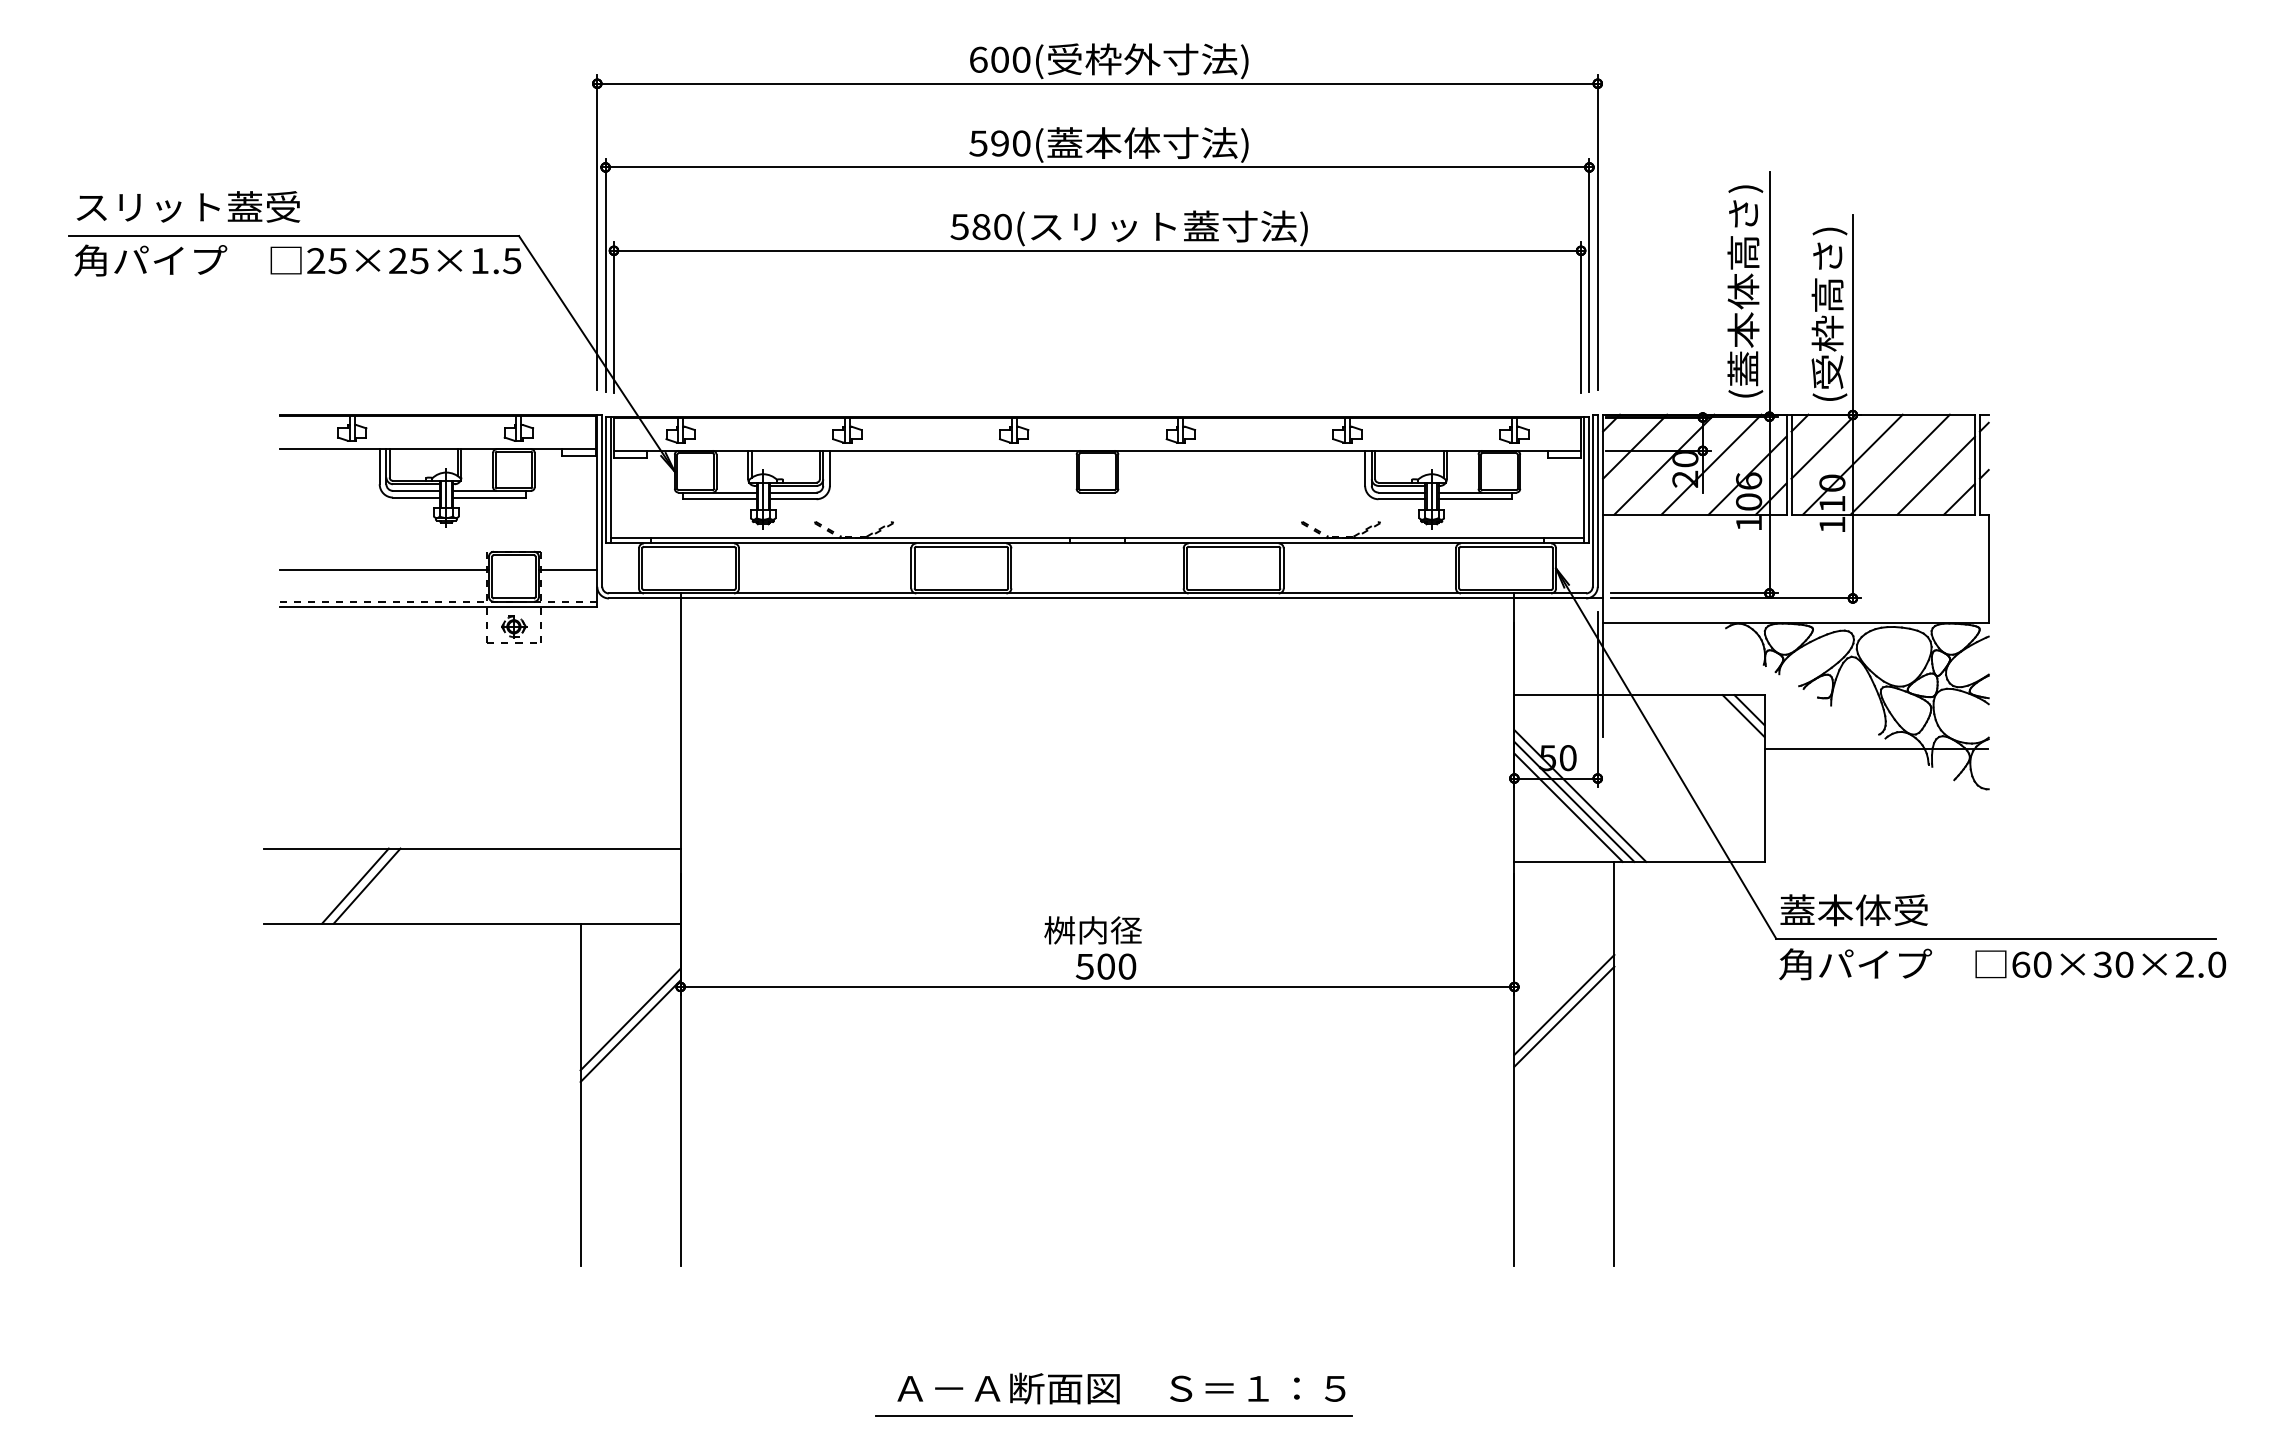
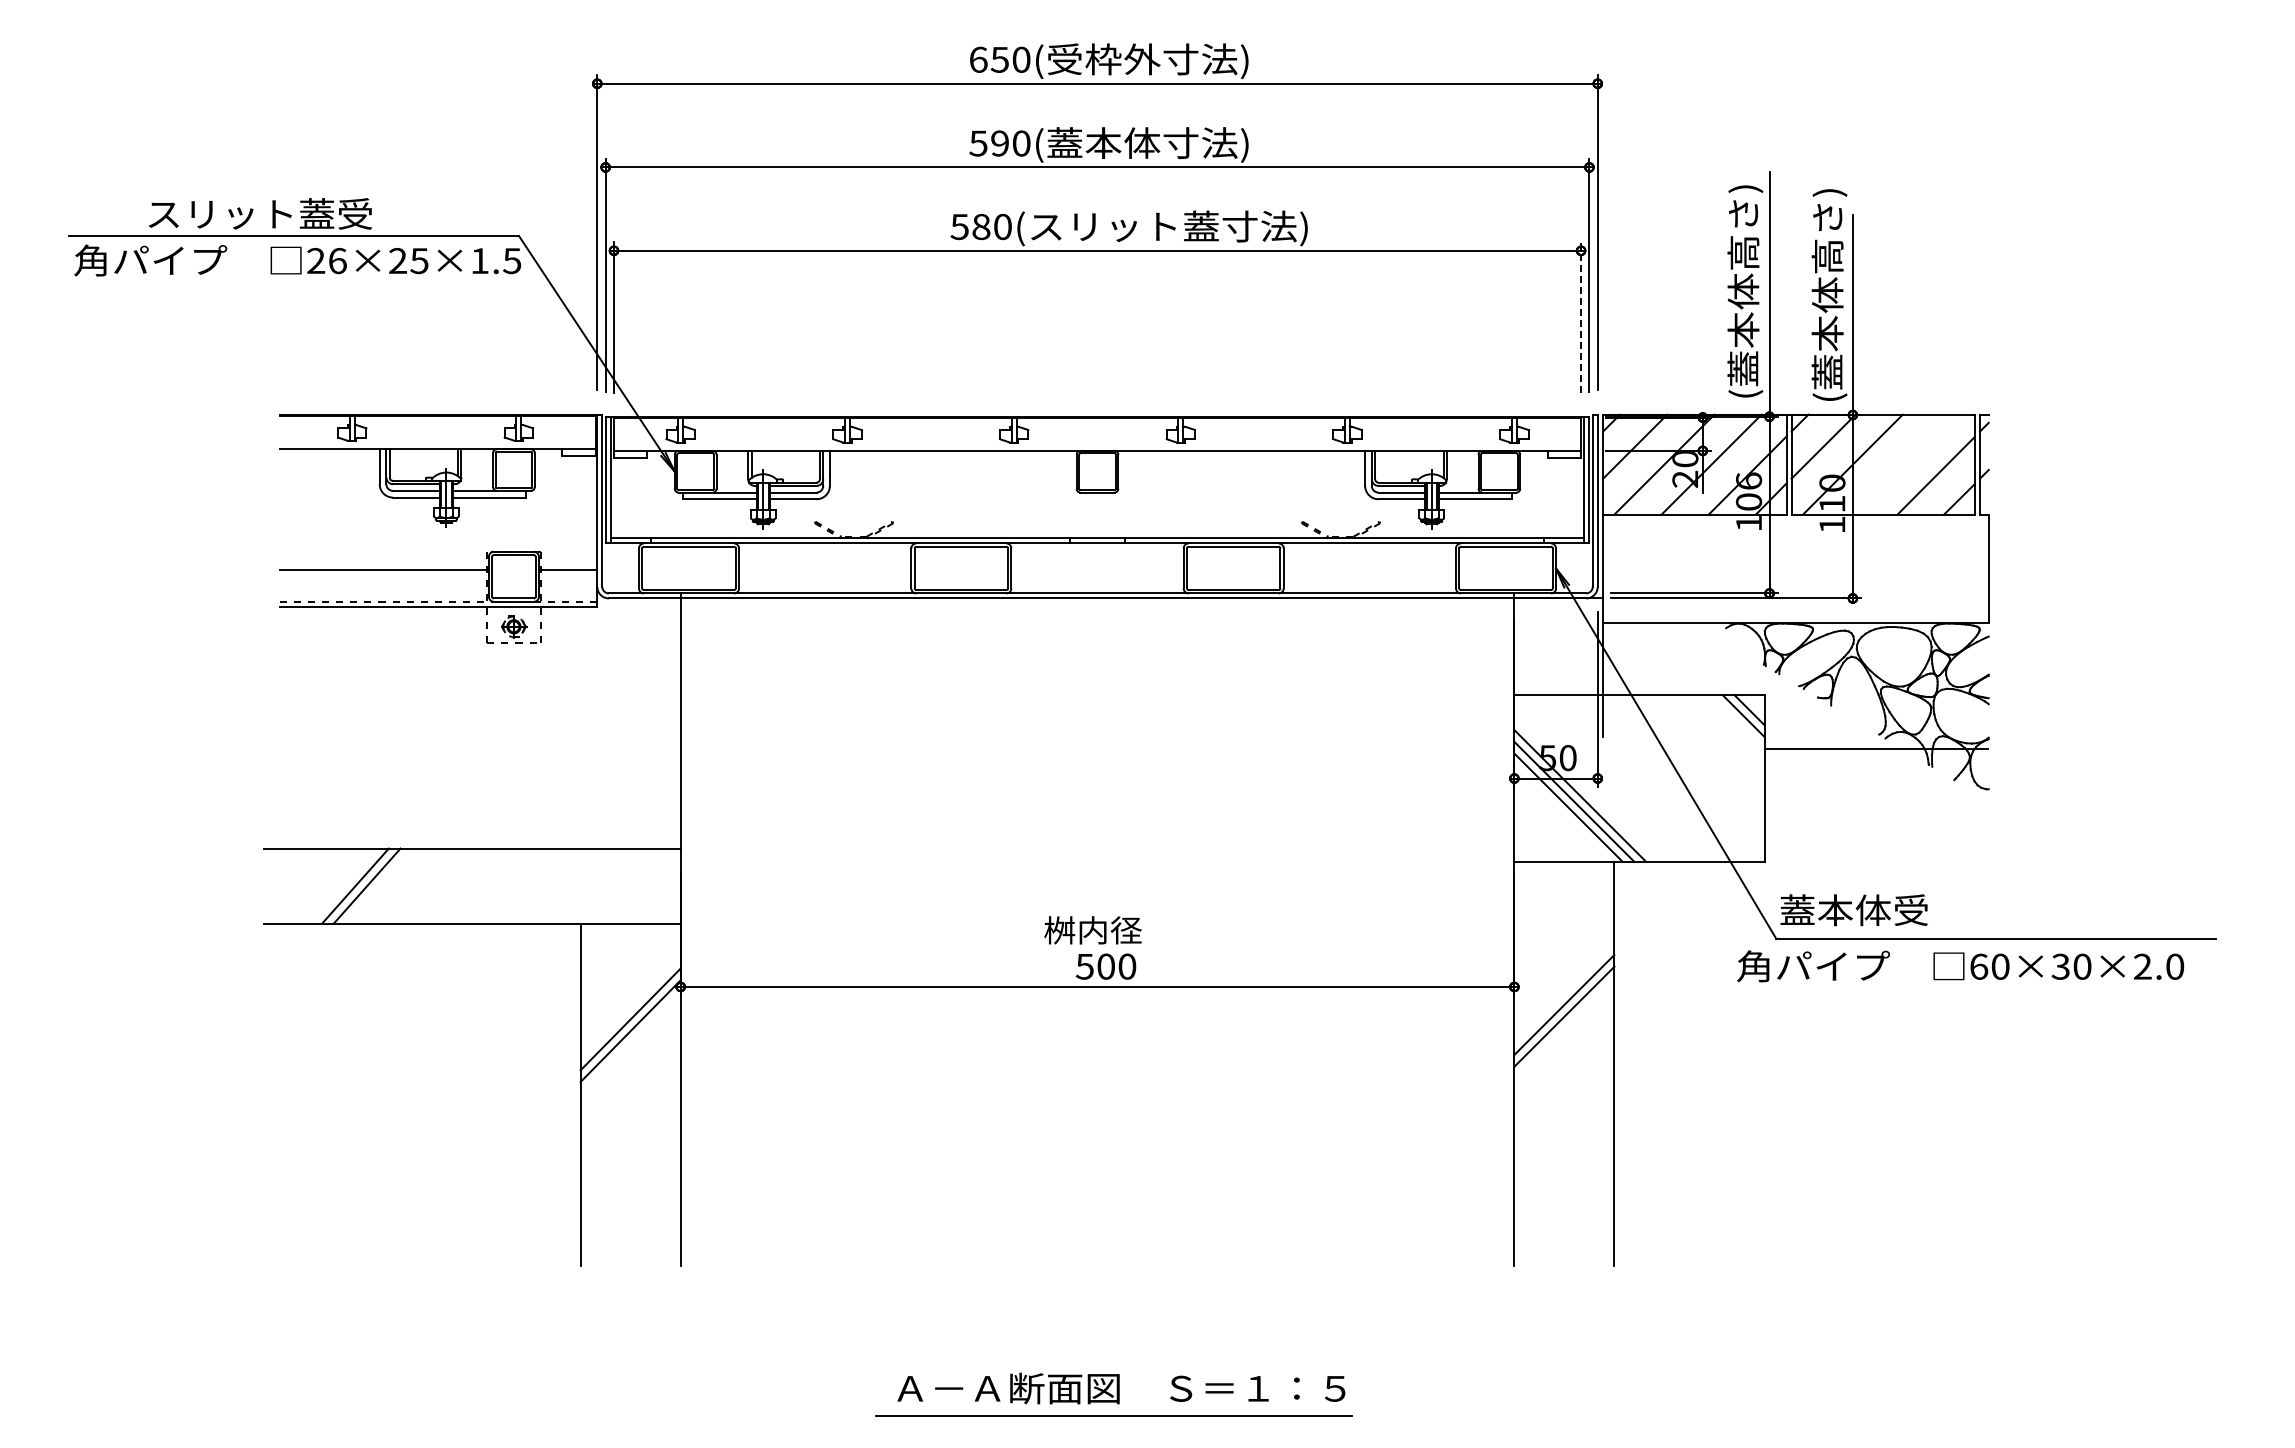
text: 600( -> 650( (999, 59)
text position: (188, 206) -> (260, 213) (260, 213)
text: 25×25×1.5 -> 26×25×1.5 (337, 261)
text: (受枠高さ) -> (蓋本体高さ) (1829, 289)
line: solid -> dashed (1581, 317)
line: present -> none (1899, 464)
text position: (2002, 964) -> (1960, 966) (1960, 966)
